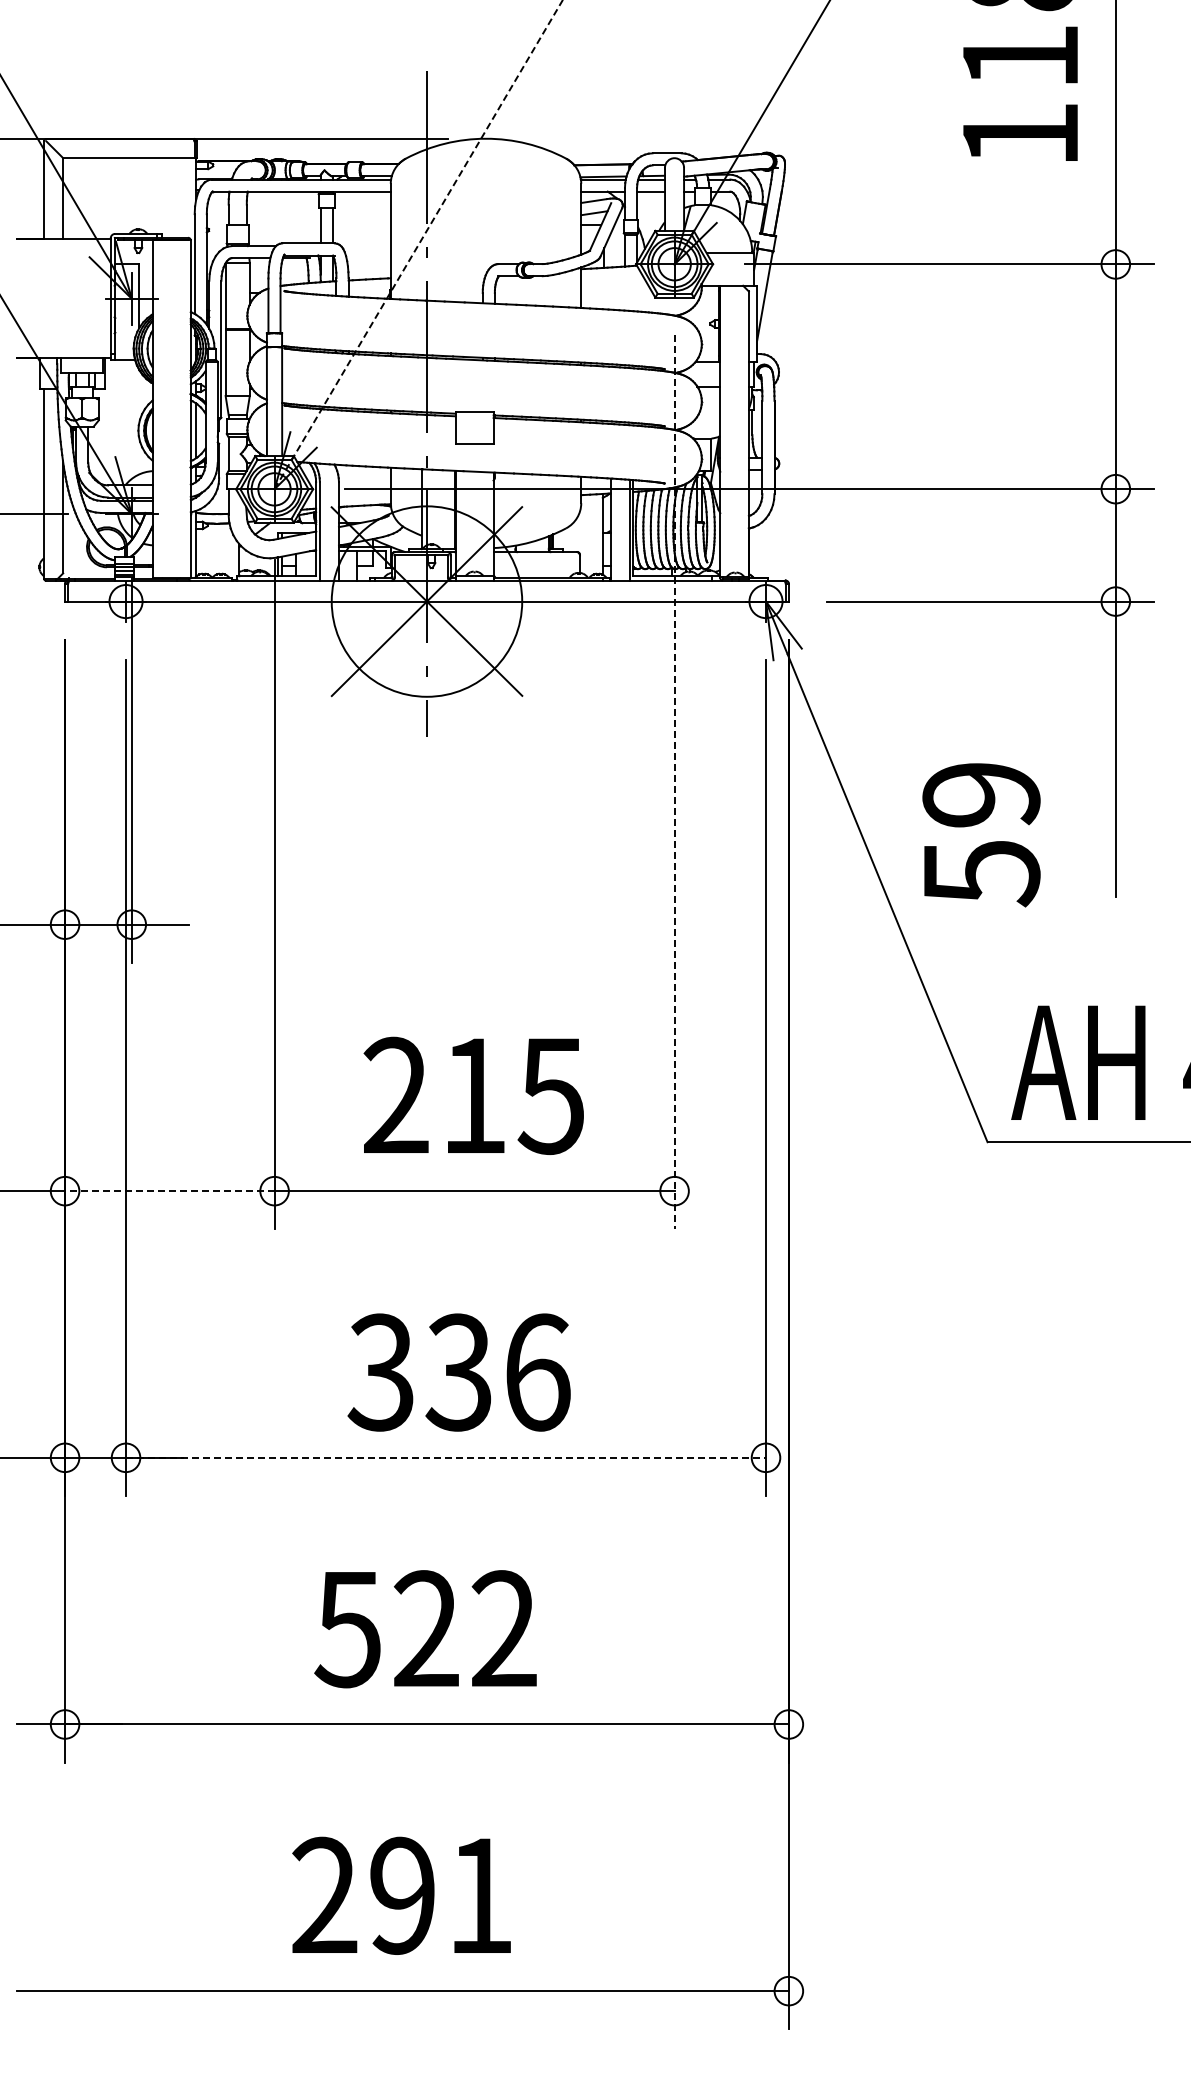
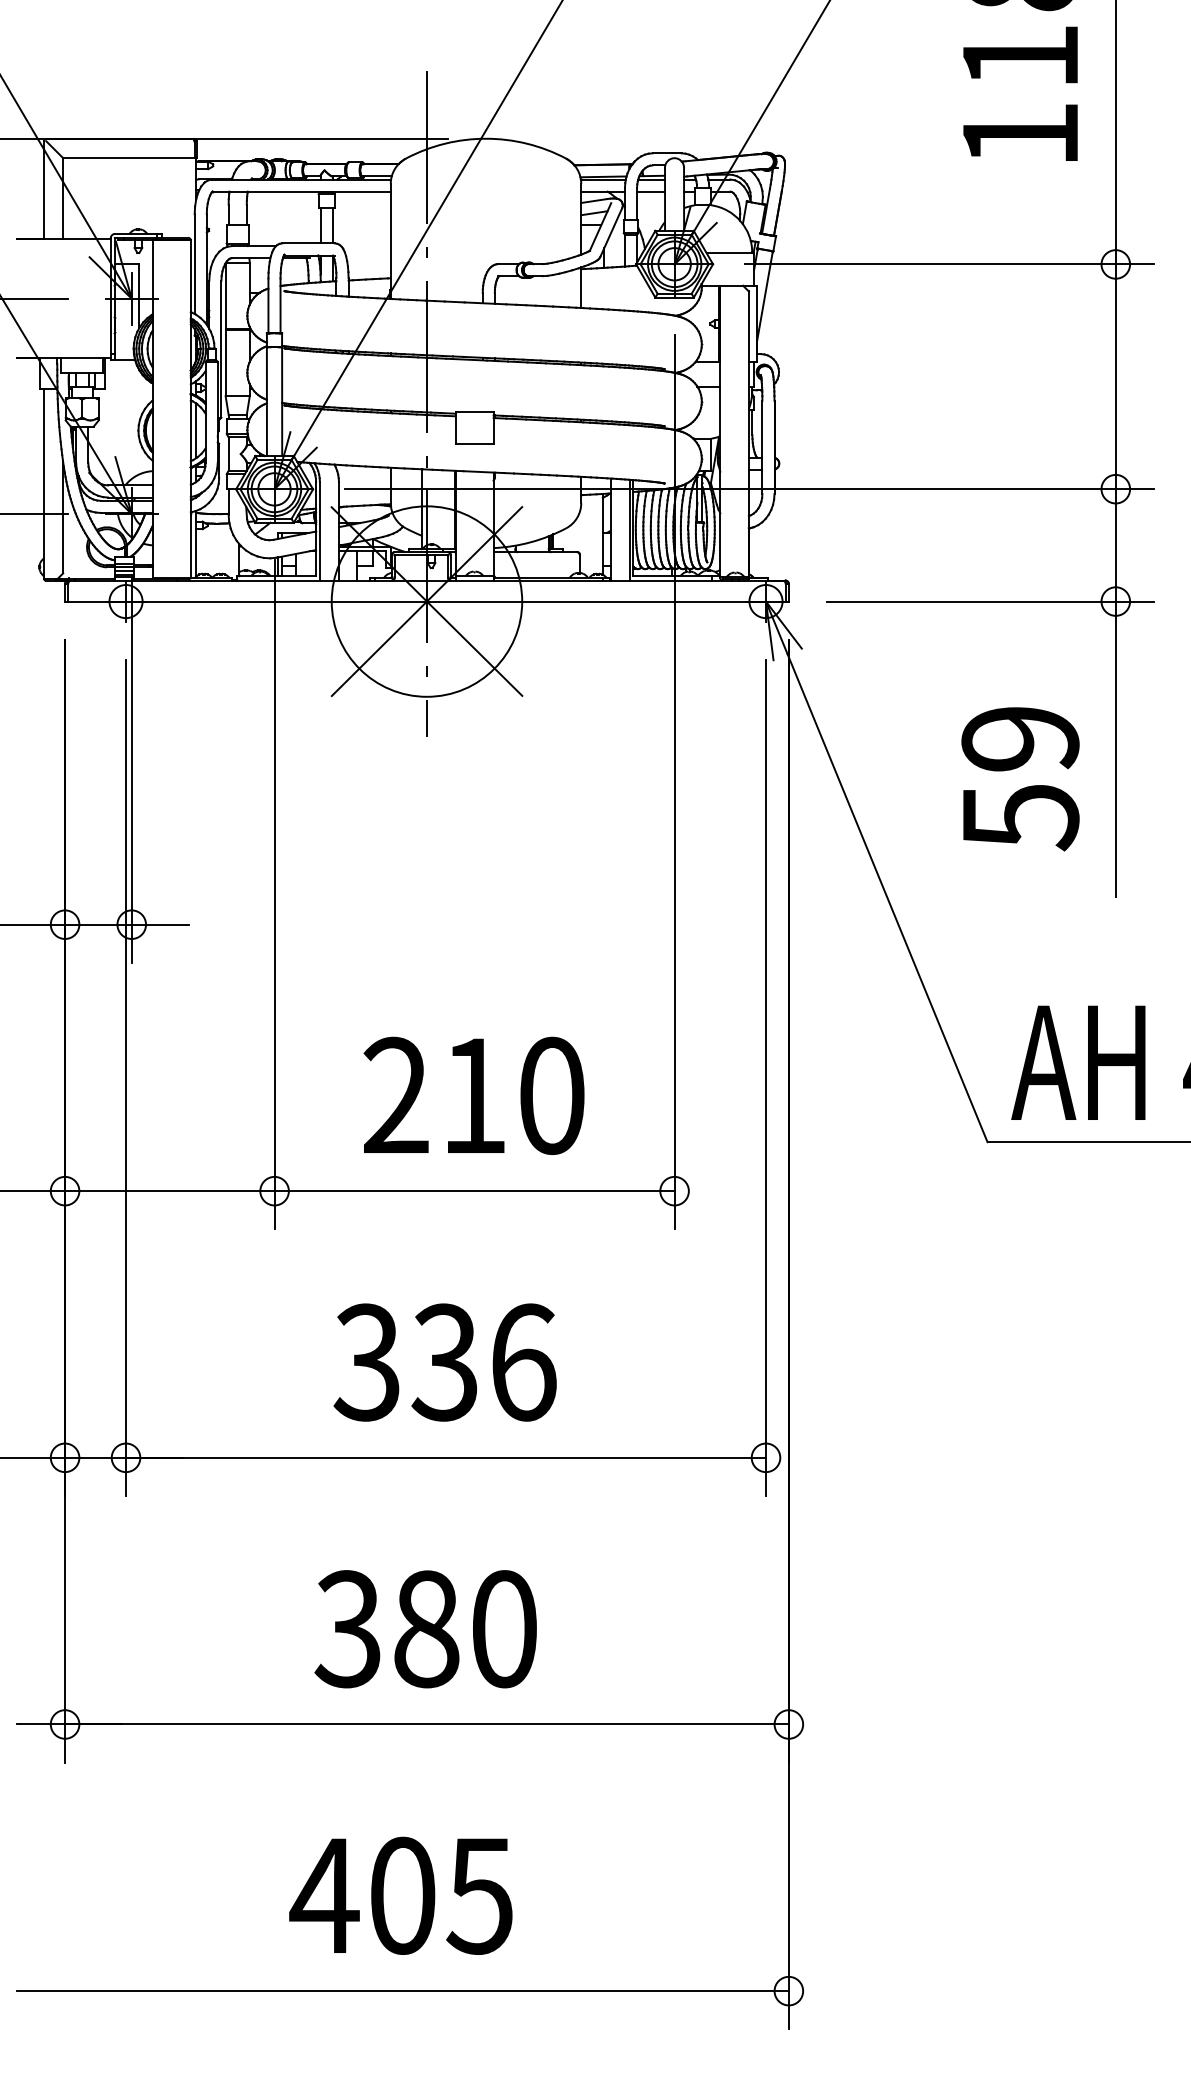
line: dashed -> solid (418, 244)
line: none -> present (34, 298)
line: dashed -> solid (674, 782)
text position: (981, 835) -> (1020, 779) (1020, 779)
text: 215 -> 210 (550, 1095)
line: dashed -> solid (169, 1191)
text position: (458, 1372) -> (444, 1362) (444, 1362)
line: dashed -> solid (446, 1457)
text: 522 -> 380 (425, 1629)
text: 291 -> 405 (400, 1895)
